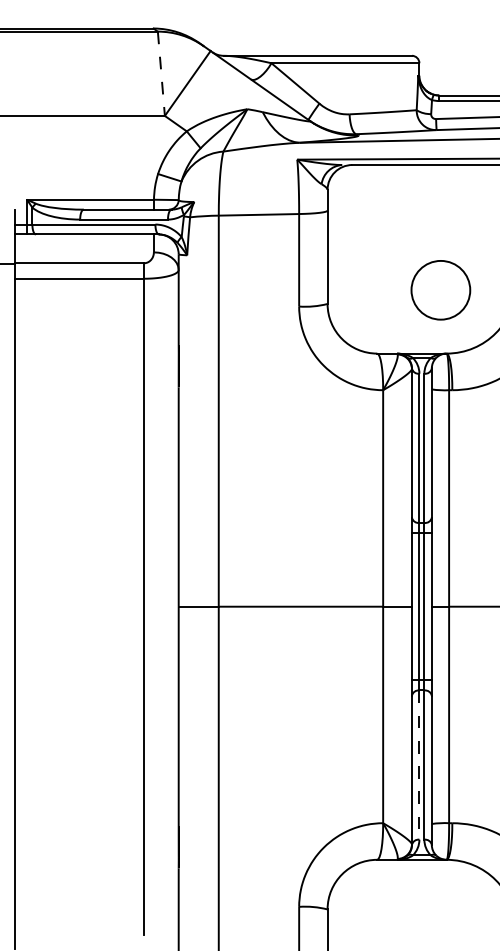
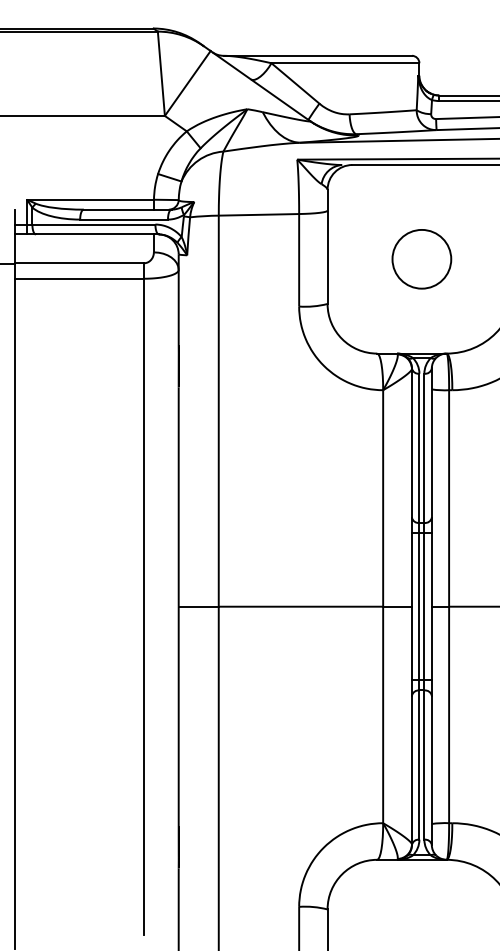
line: dashed -> solid (161, 74)
circle position: (440, 290) -> (421, 259) (421, 259)
line: dashed -> solid (419, 765)
